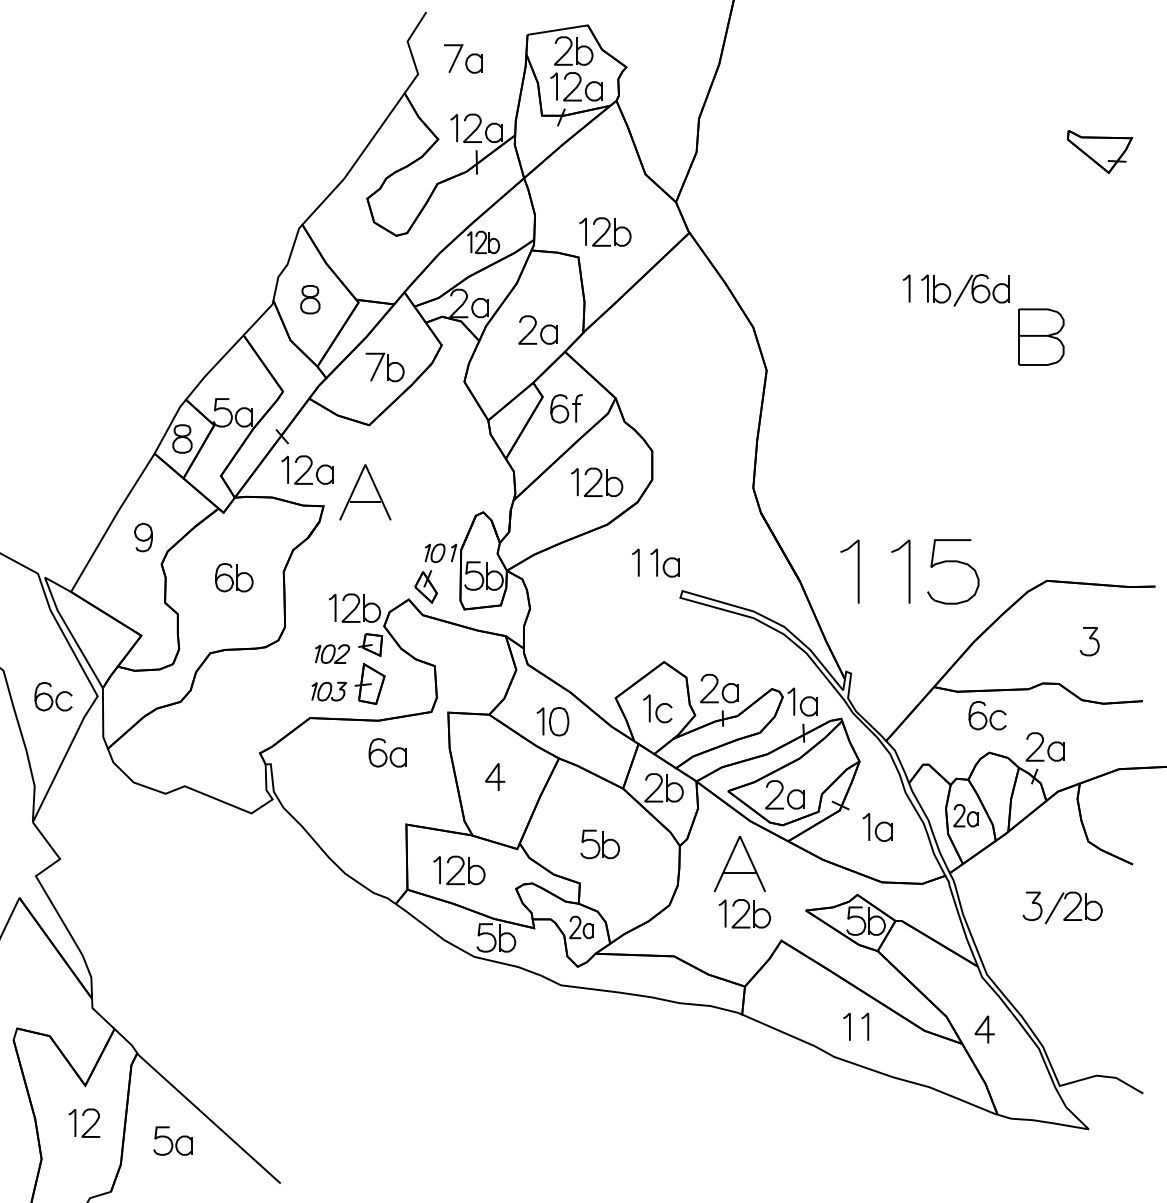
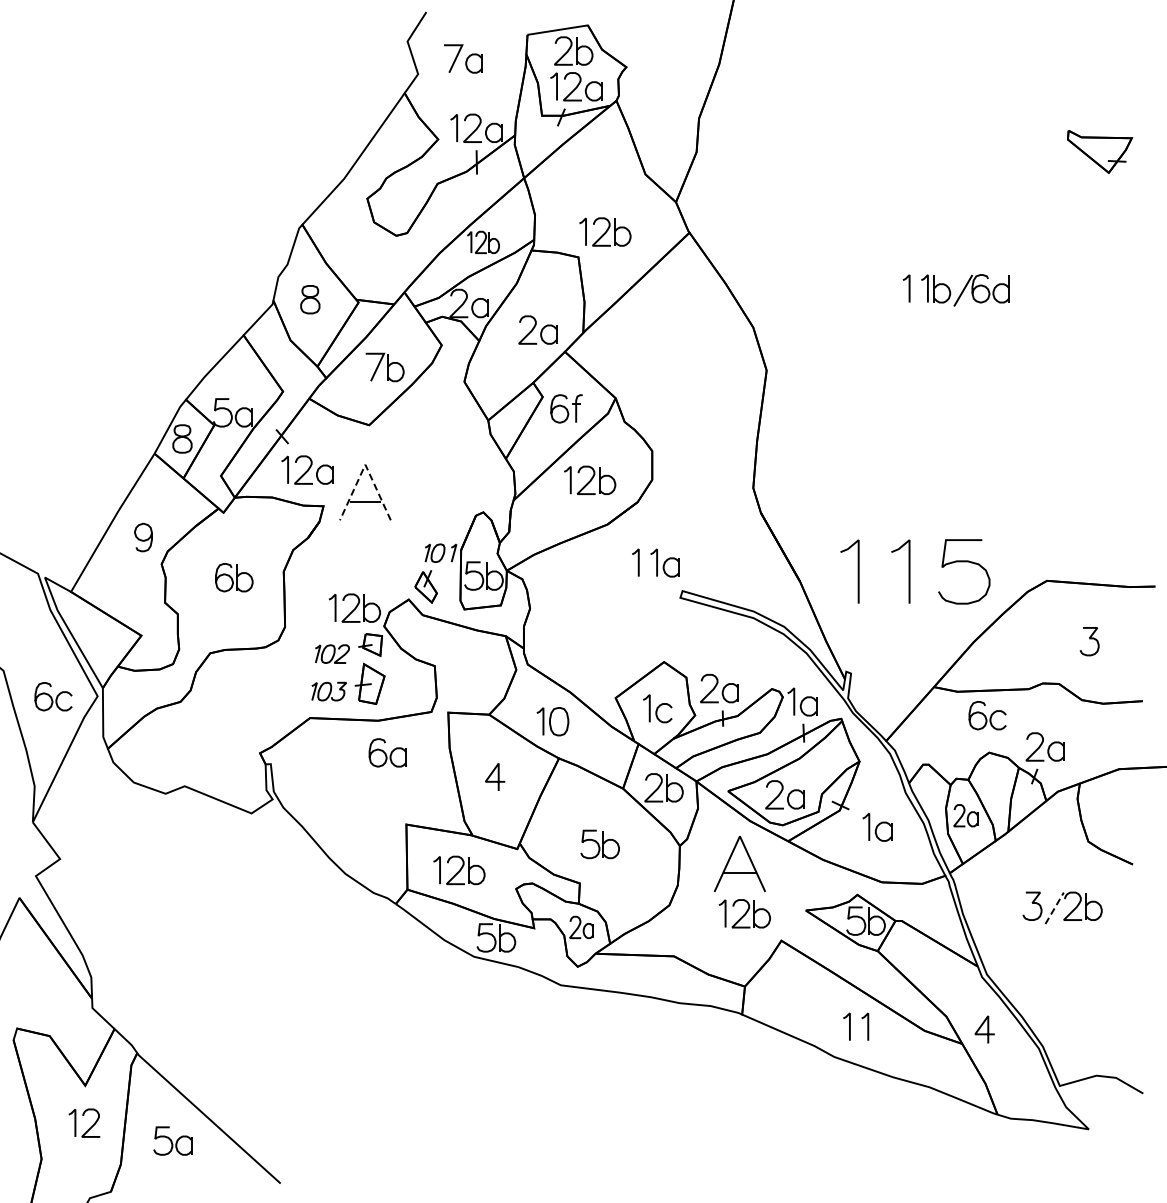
part: present -> none (1041, 336)
line: solid -> dashed (365, 464)
part position: (597, 481) -> (590, 479) (590, 479)
curve position: (953, 562) -> (964, 562) (964, 562)
line: solid -> dashed (1054, 907)
